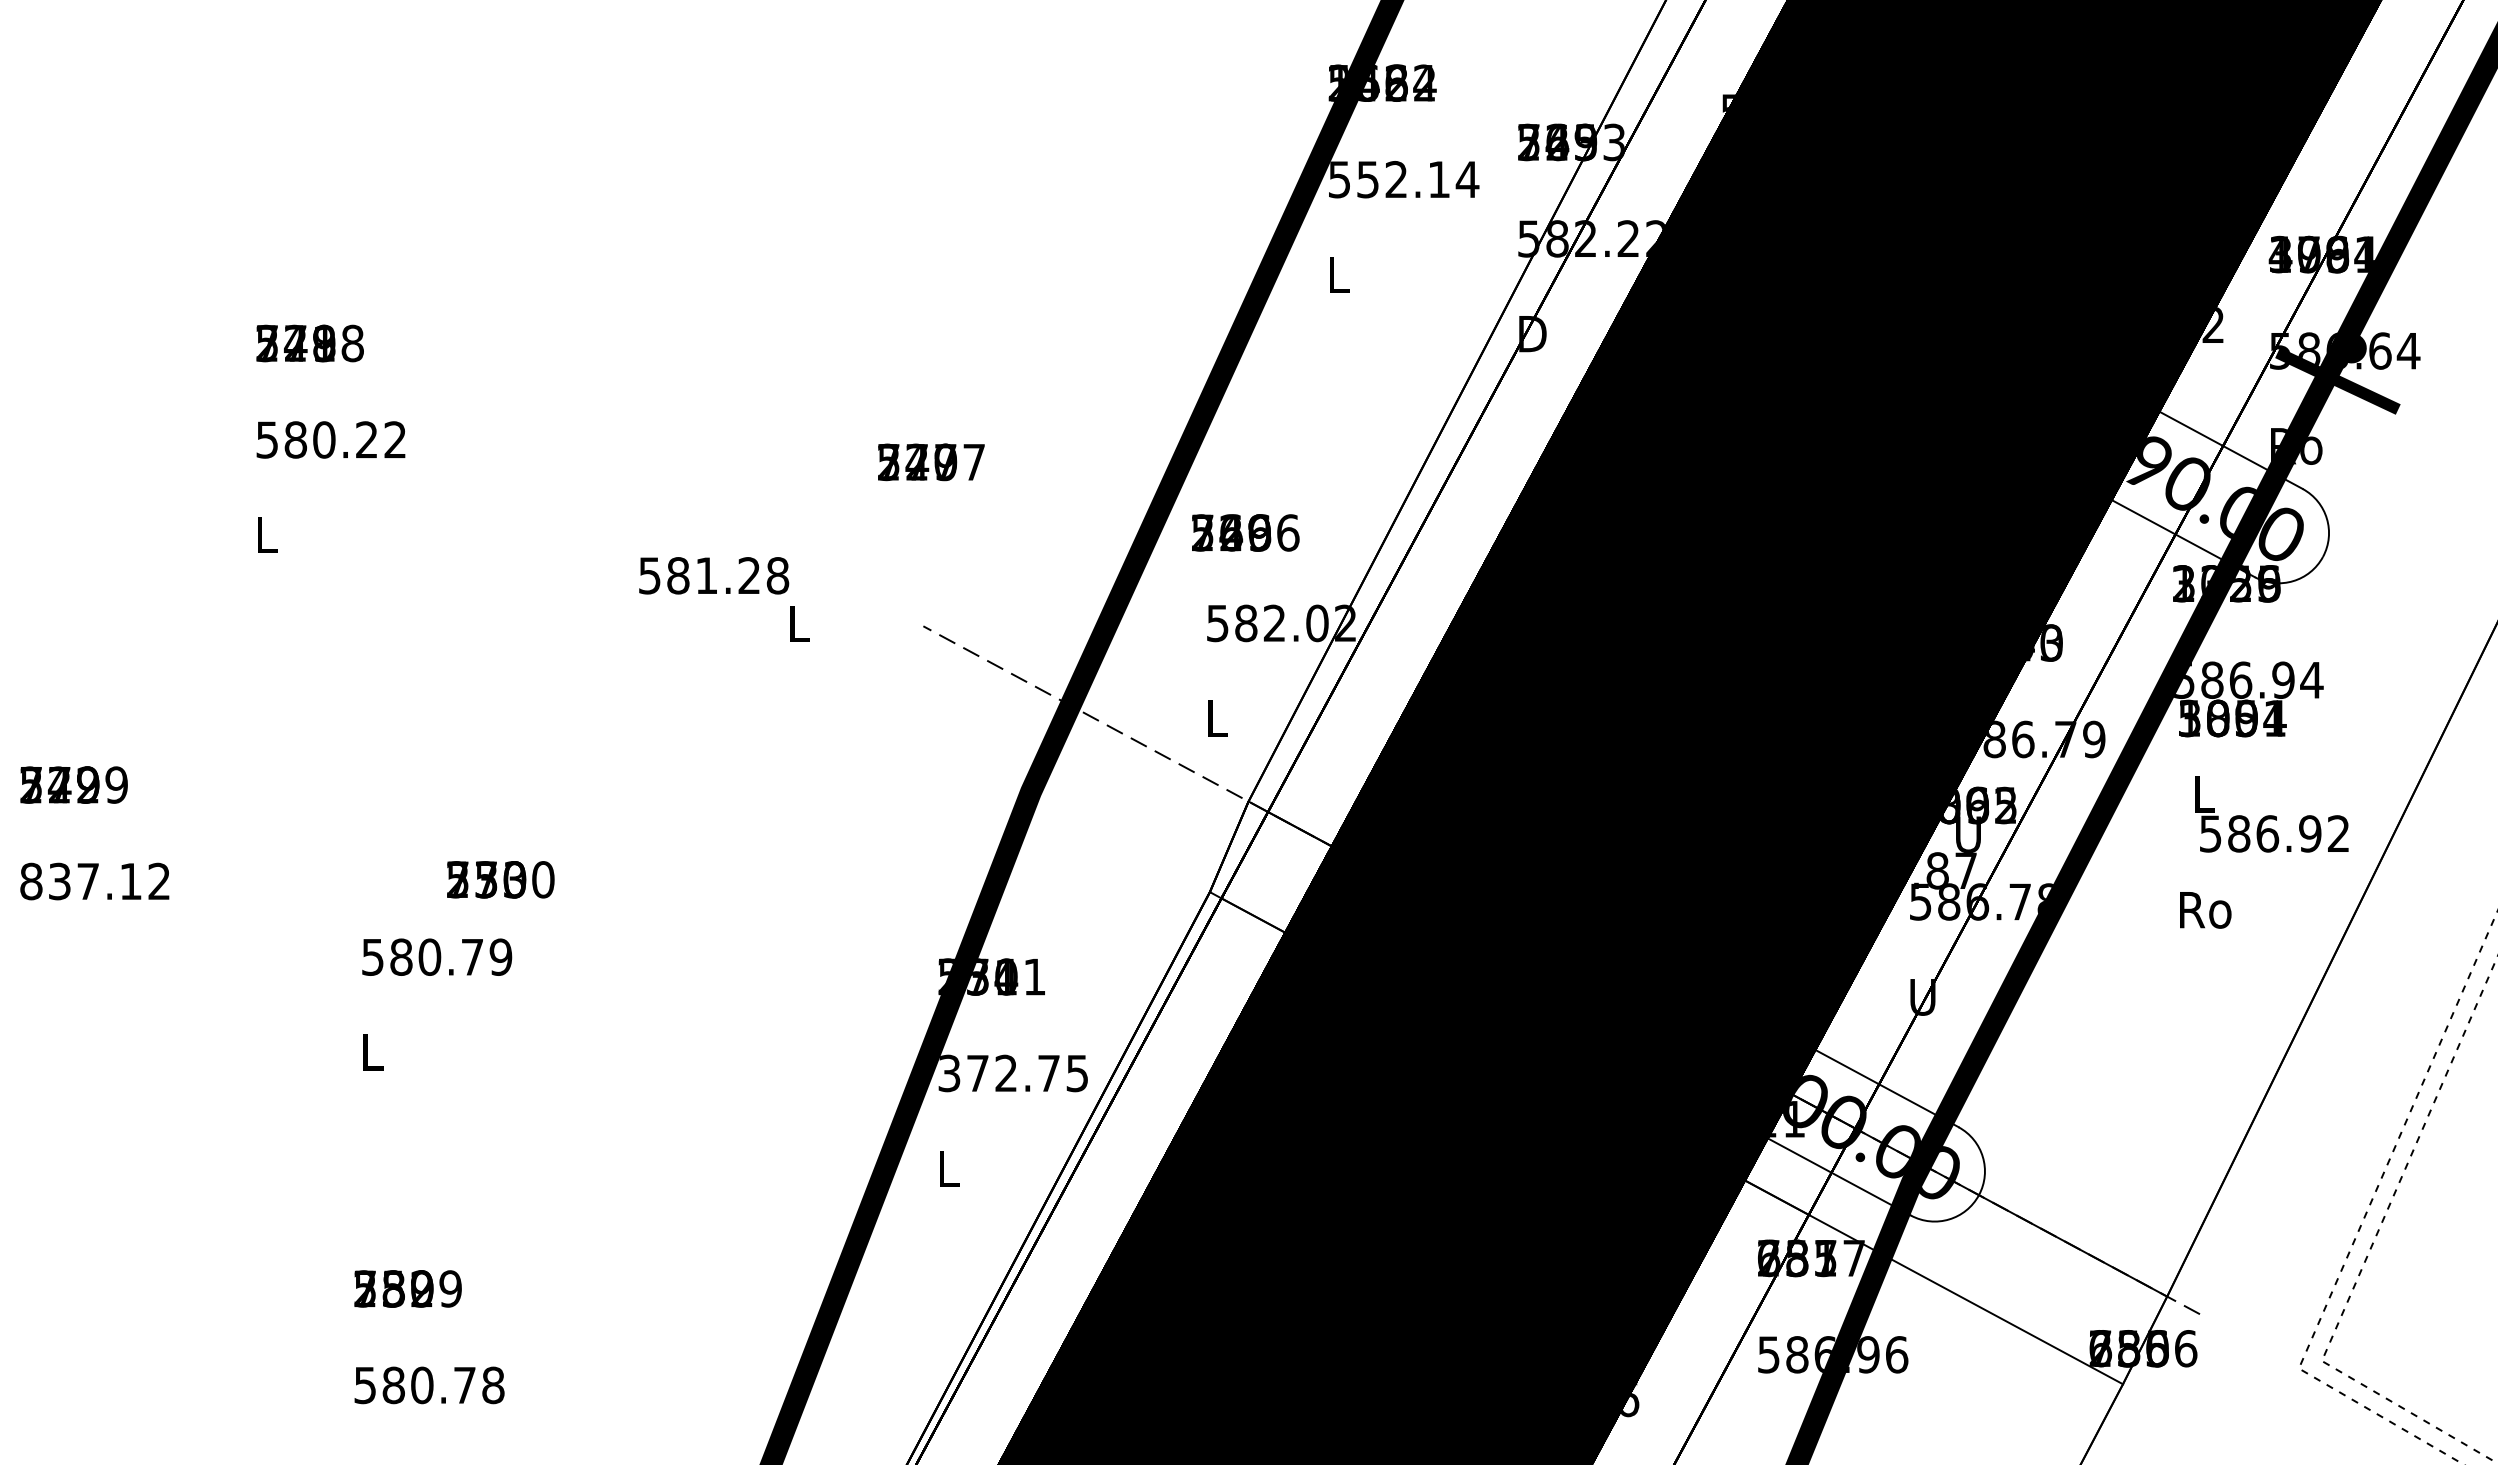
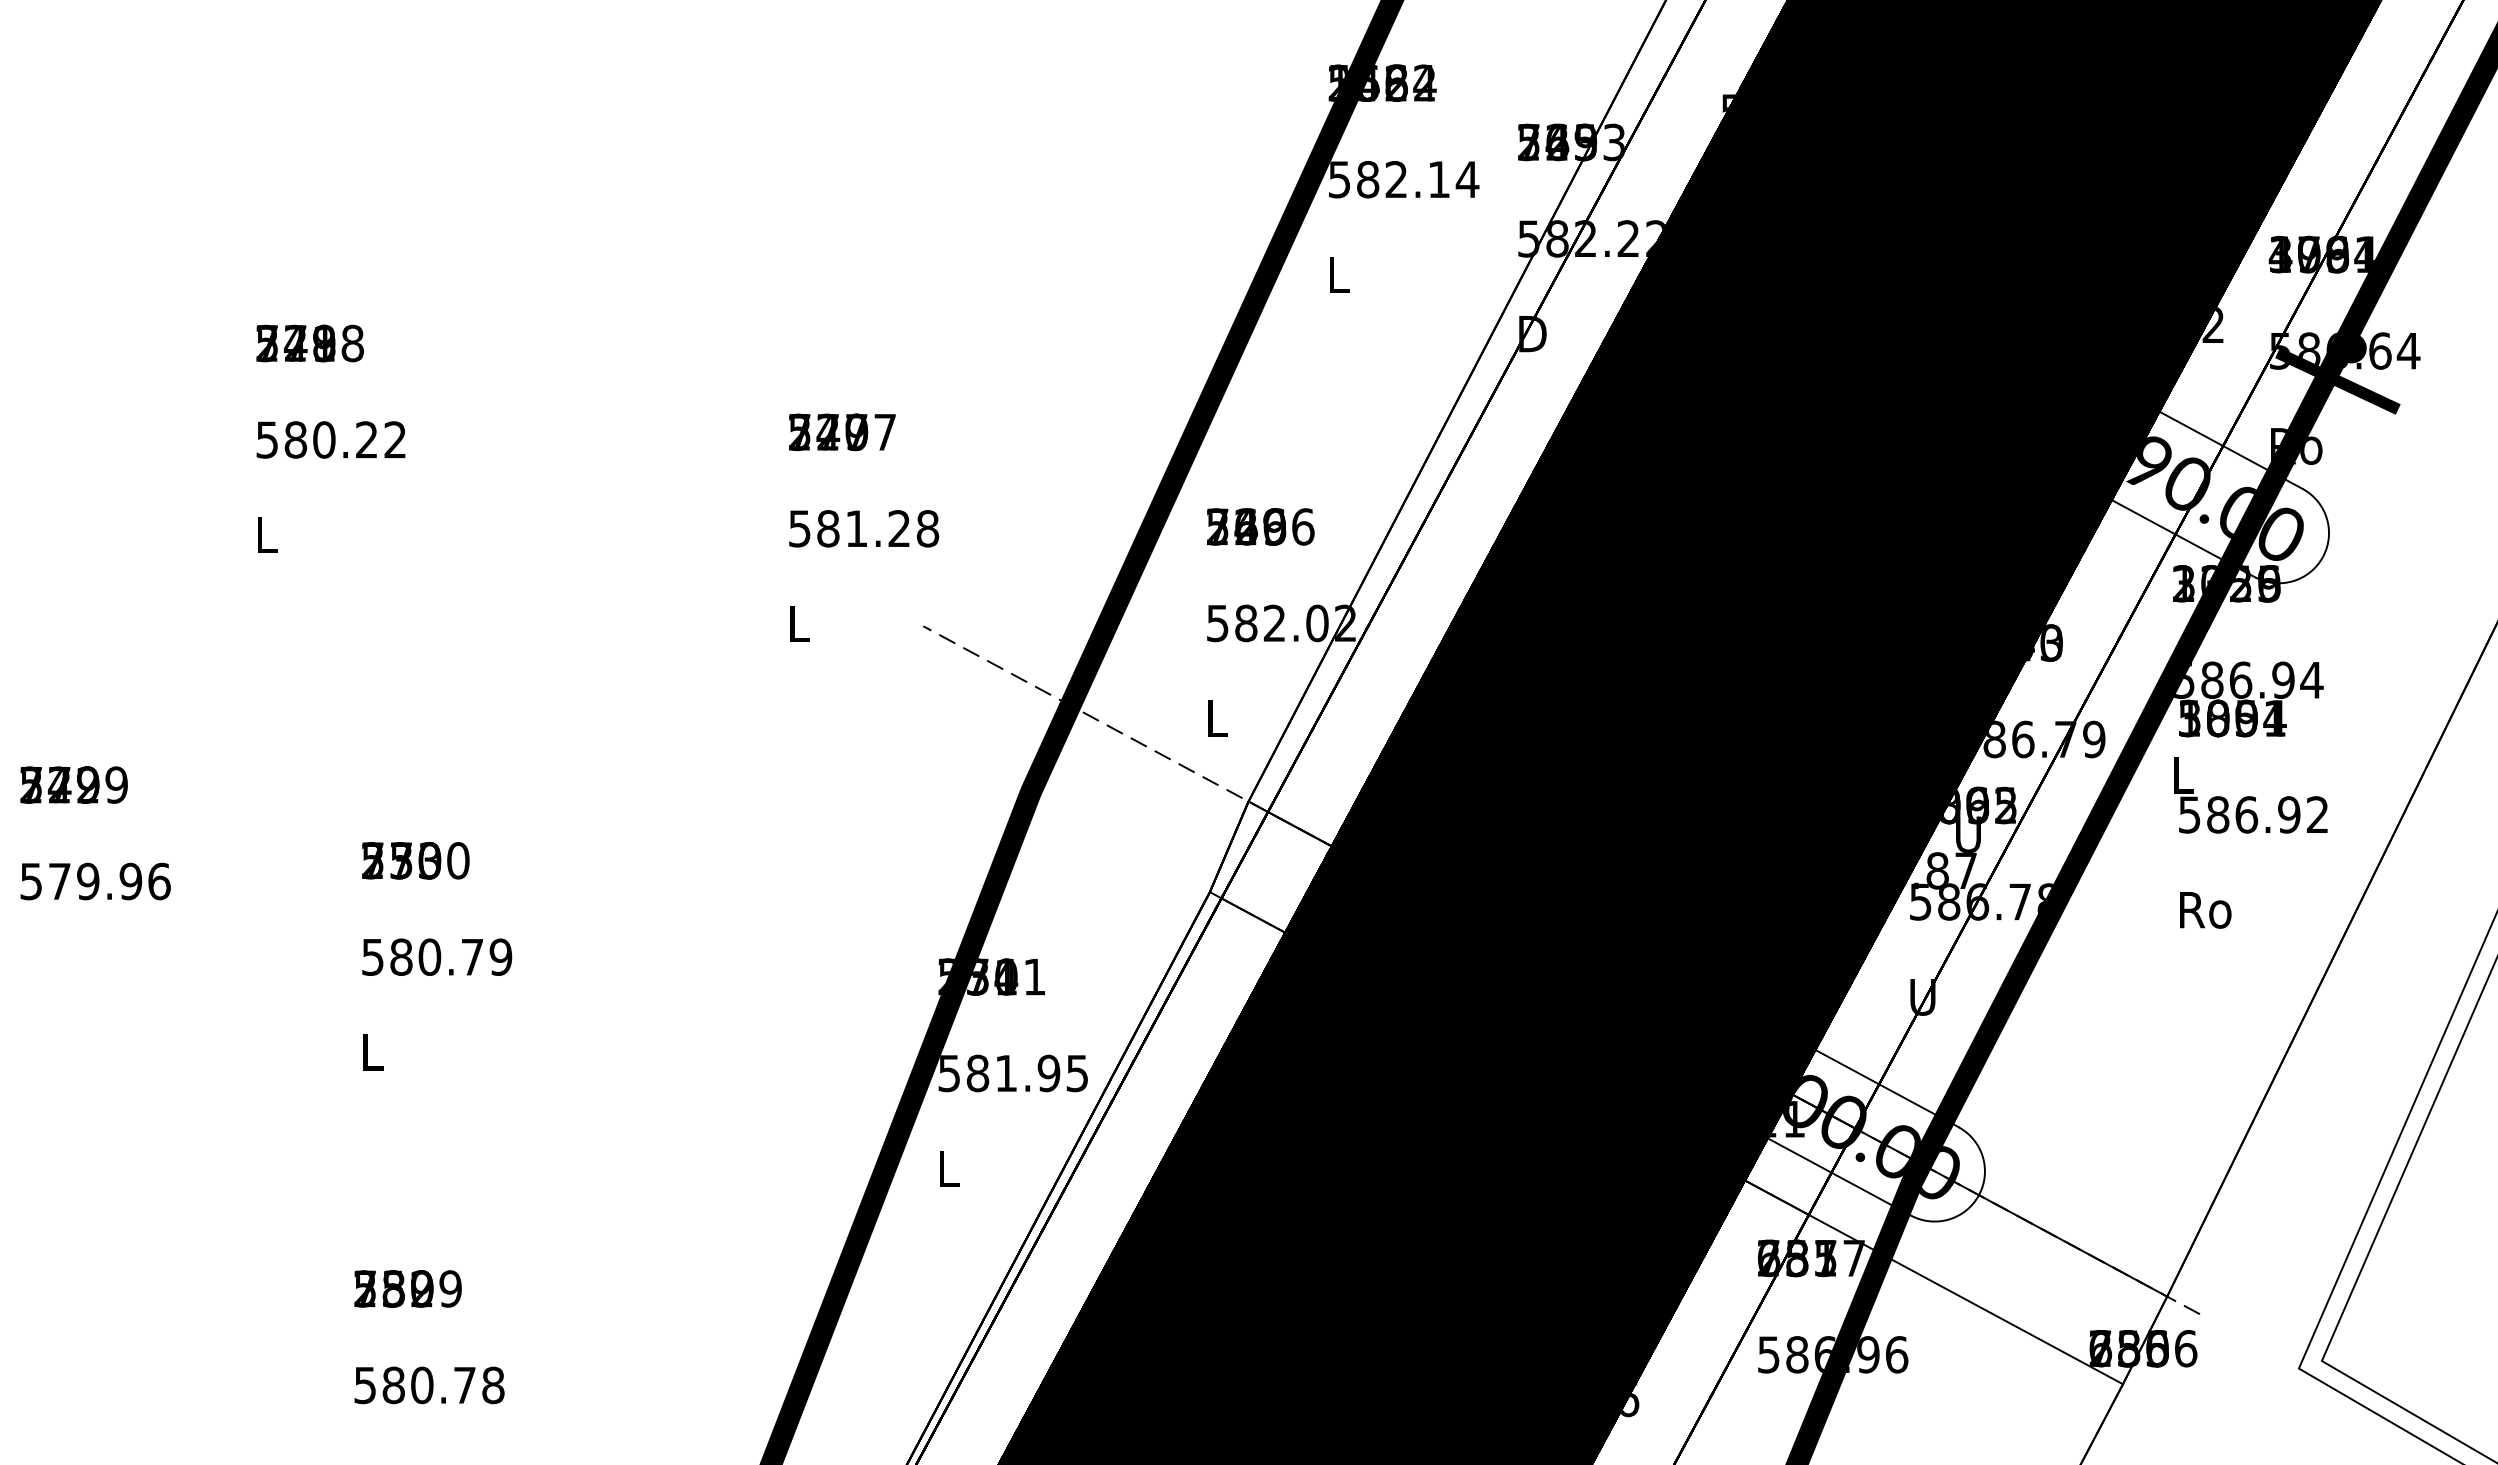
text: 552.14 -> 582.14 (1368, 179)
text position: (931, 462) -> (842, 432) (842, 432)
text position: (1245, 532) -> (1260, 526) (1260, 526)
text position: (714, 575) -> (864, 528) (864, 528)
text position: (2271, 814) -> (2250, 795) (2250, 795)
text position: (500, 879) -> (415, 860) (415, 860)
text: 837.12 -> 579.96 (95, 881)
text: 372.75 -> 581.95 (999, 1073)
line: dashed -> solid (2360, 1227)
line: dashed -> solid (2369, 1251)
